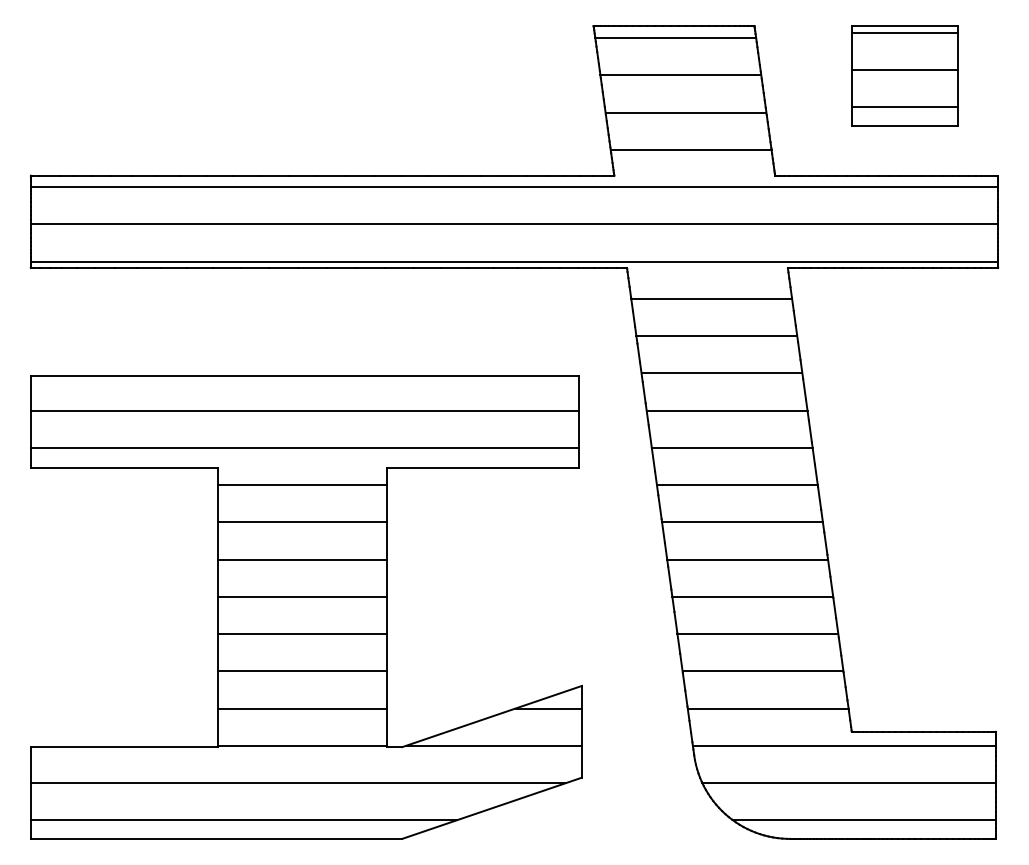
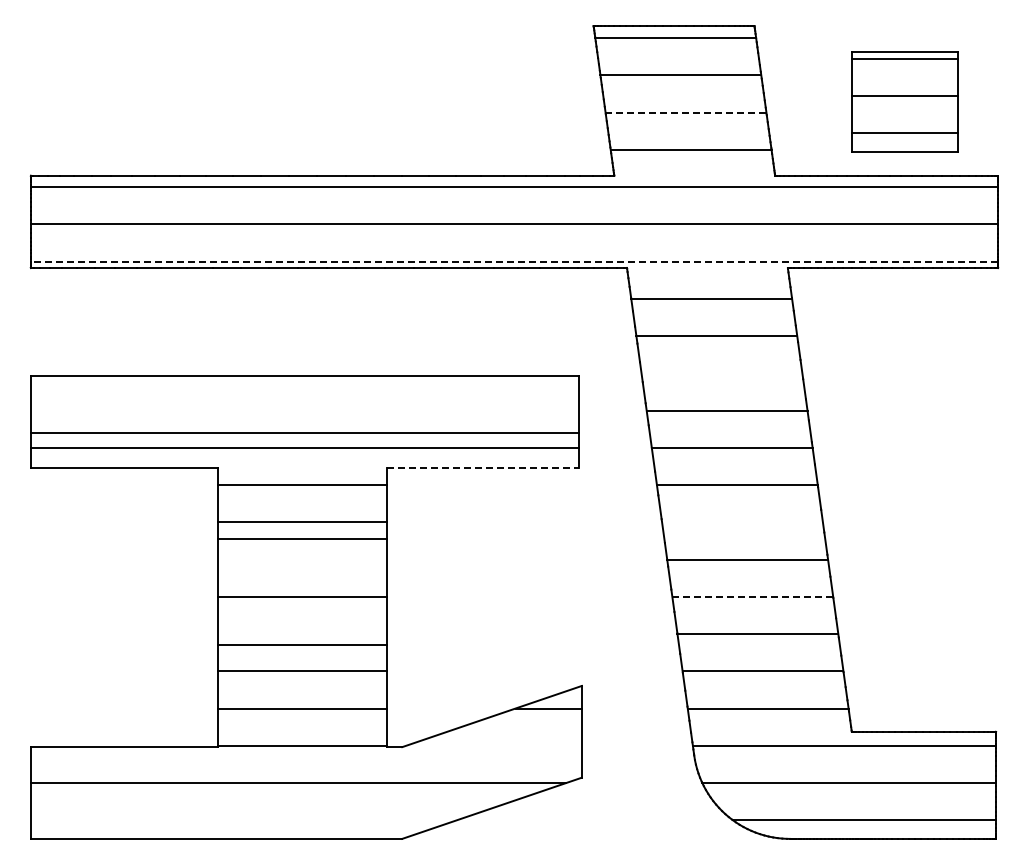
part position: (904, 75) -> (904, 101) (904, 101)
line: solid -> dashed (685, 112)
line: solid -> dashed (514, 261)
line: present -> none (721, 373)
line position: (304, 410) -> (304, 432) (304, 432)
line: solid -> dashed (483, 467)
line: present -> none (742, 522)
line position: (302, 559) -> (302, 538) (302, 538)
line: solid -> dashed (752, 596)
line position: (302, 634) -> (302, 645) (302, 645)
line: present -> none (493, 745)
line: present -> none (243, 820)
